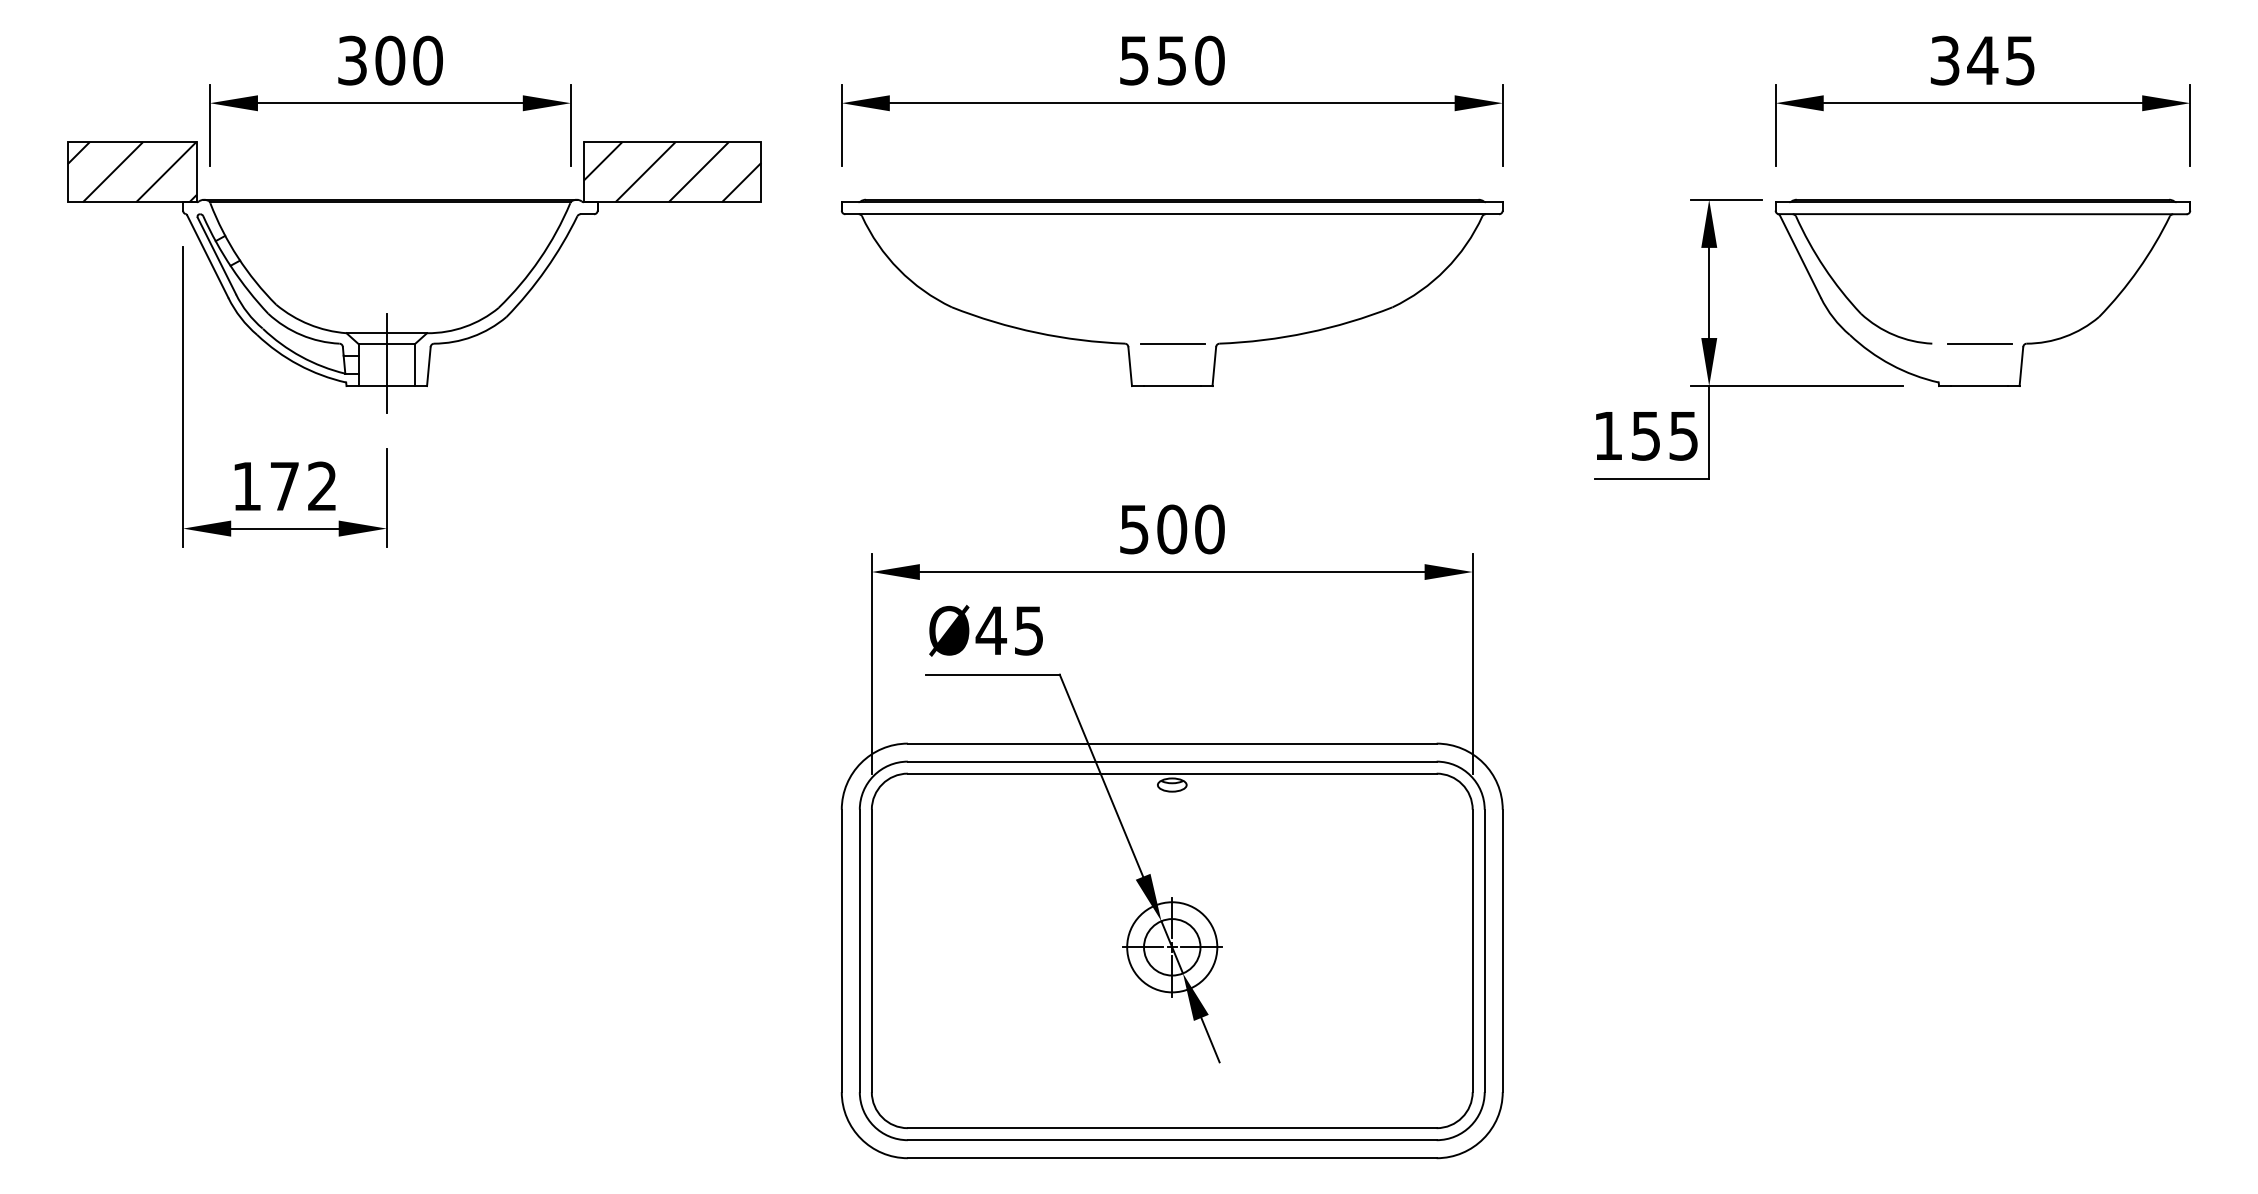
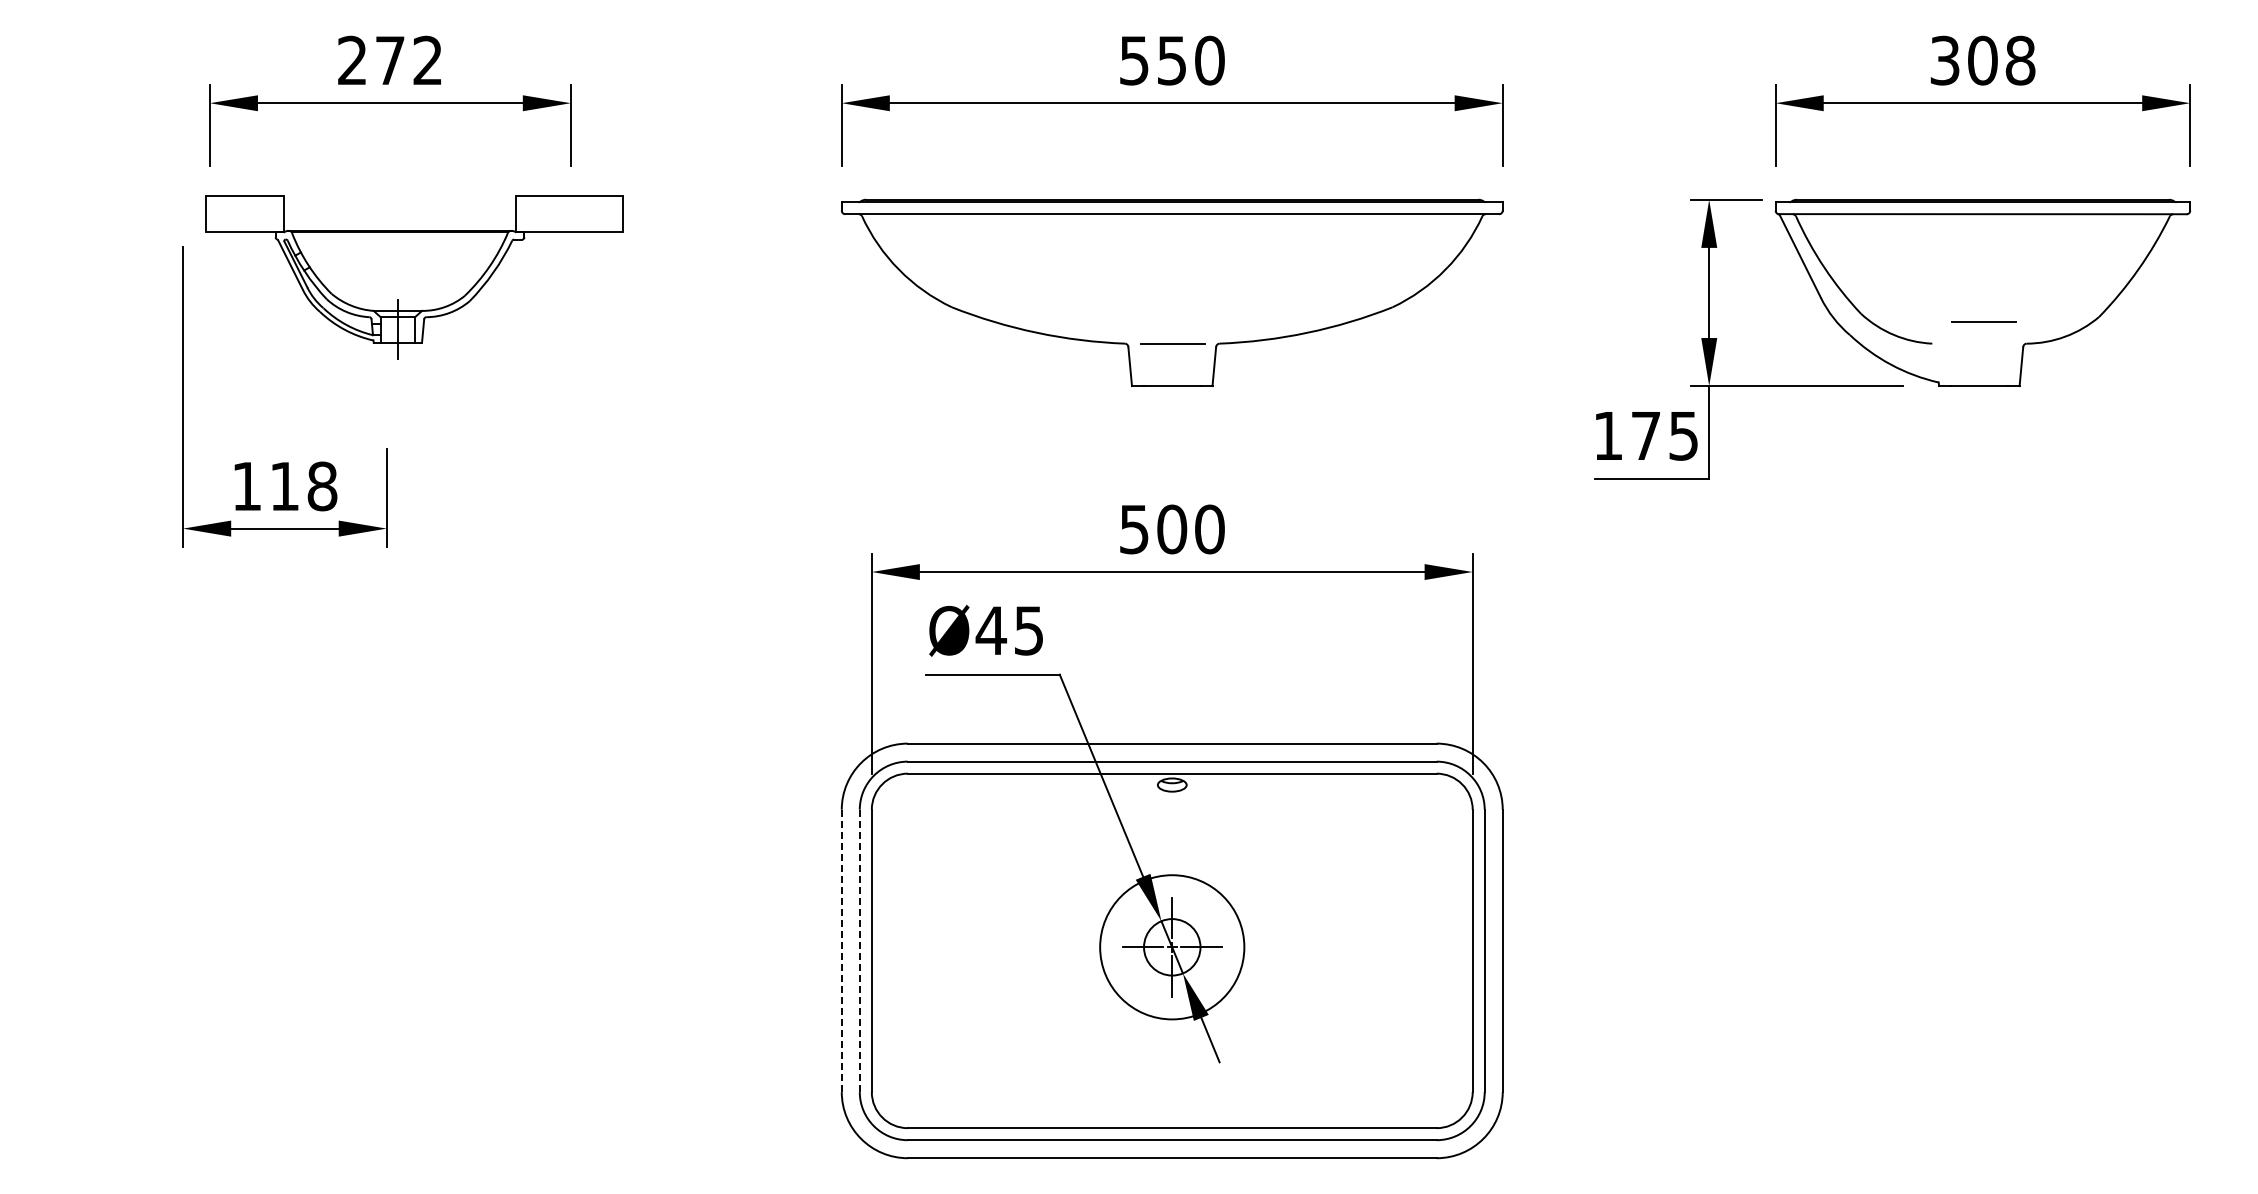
text: 300 -> 272 (390, 60)
text: 345 -> 308 (2001, 60)
part size: 695x273 px -> 419x165 px (414, 277)
line position: (1979, 343) -> (1983, 321) (1983, 321)
text: 155 -> 175 (1645, 436)
text: 172 -> 118 (303, 486)
circle diameter: 90 px -> 144 px (1172, 947)
line: solid -> dashed (841, 950)
line: solid -> dashed (859, 950)
